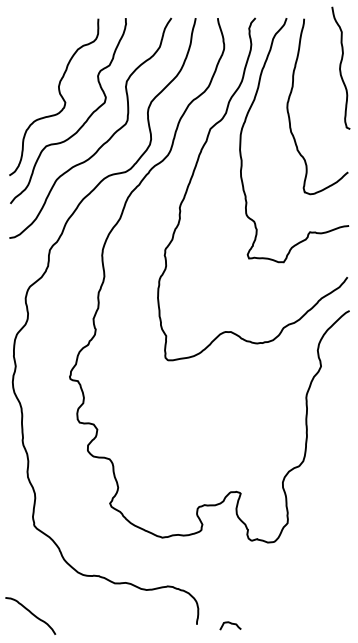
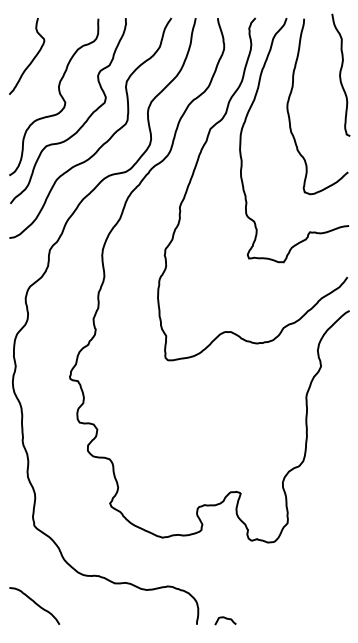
curve: none -> present (31, 60)
curve position: (340, 67) -> (340, 74) (340, 74)
curve position: (31, 614) -> (35, 604) (35, 604)
curve position: (231, 624) -> (226, 619) (226, 619)
